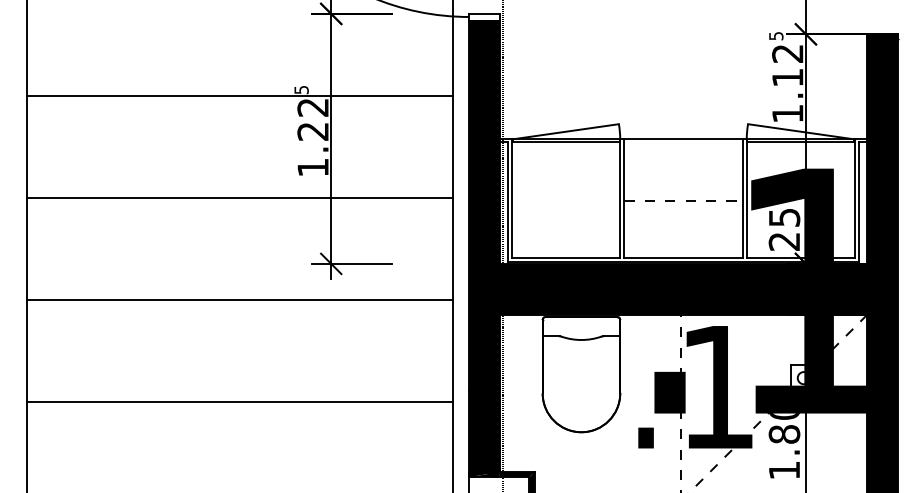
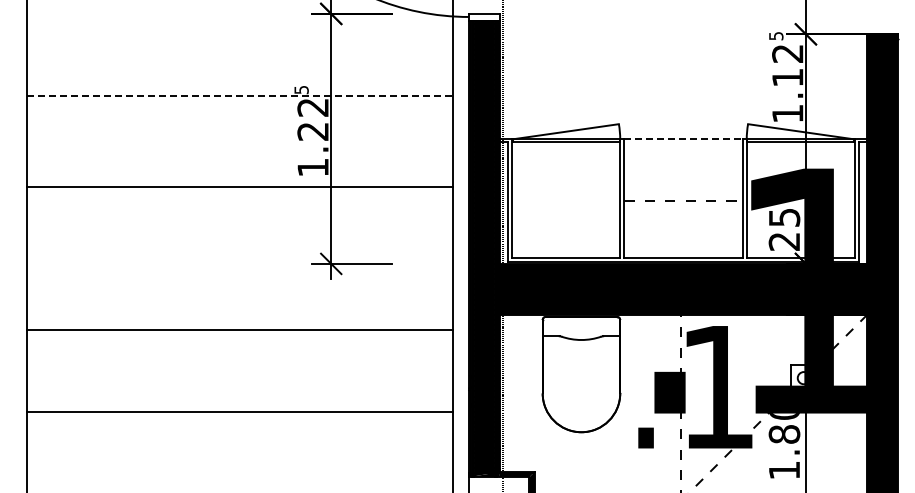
line: solid -> dashed (240, 95)
line: solid -> dashed (683, 139)
line position: (239, 197) -> (239, 186) (239, 186)
line position: (239, 299) -> (239, 329) (239, 329)
line position: (239, 401) -> (239, 411) (239, 411)
